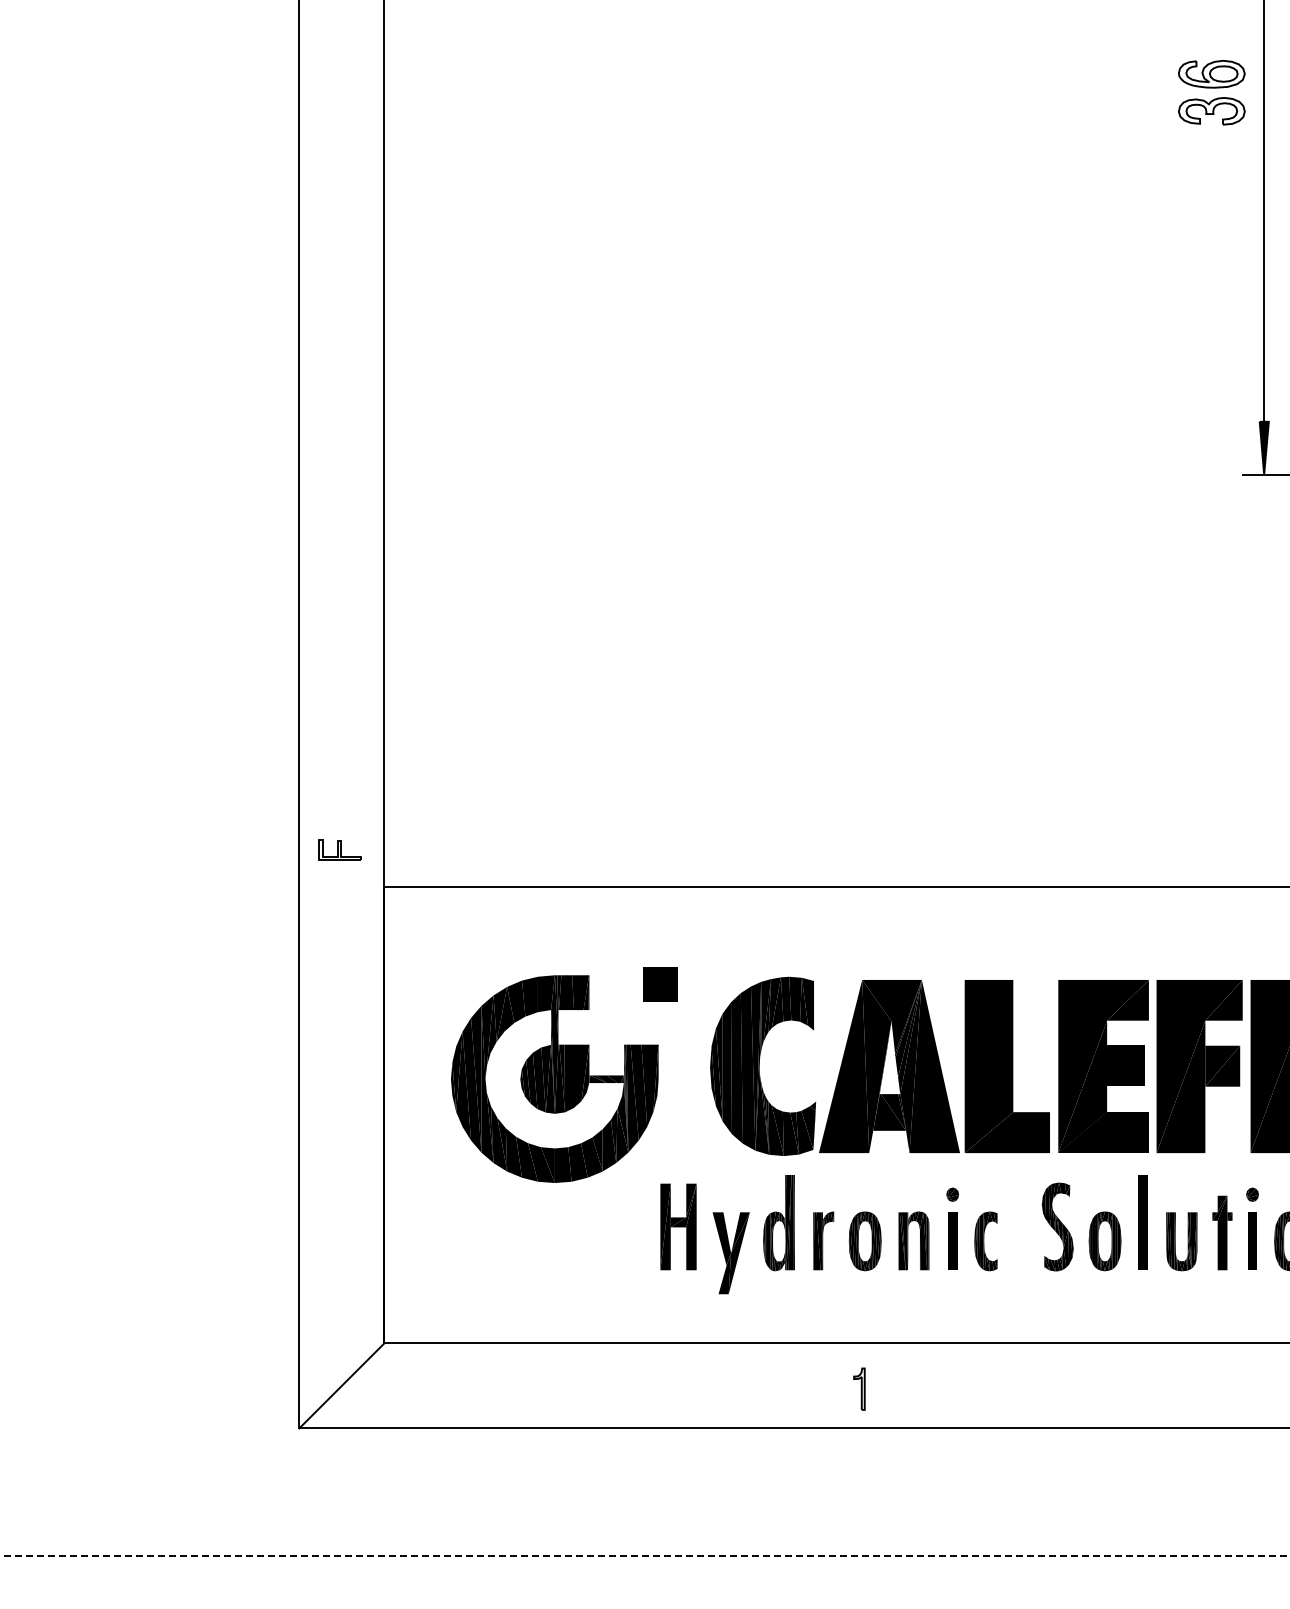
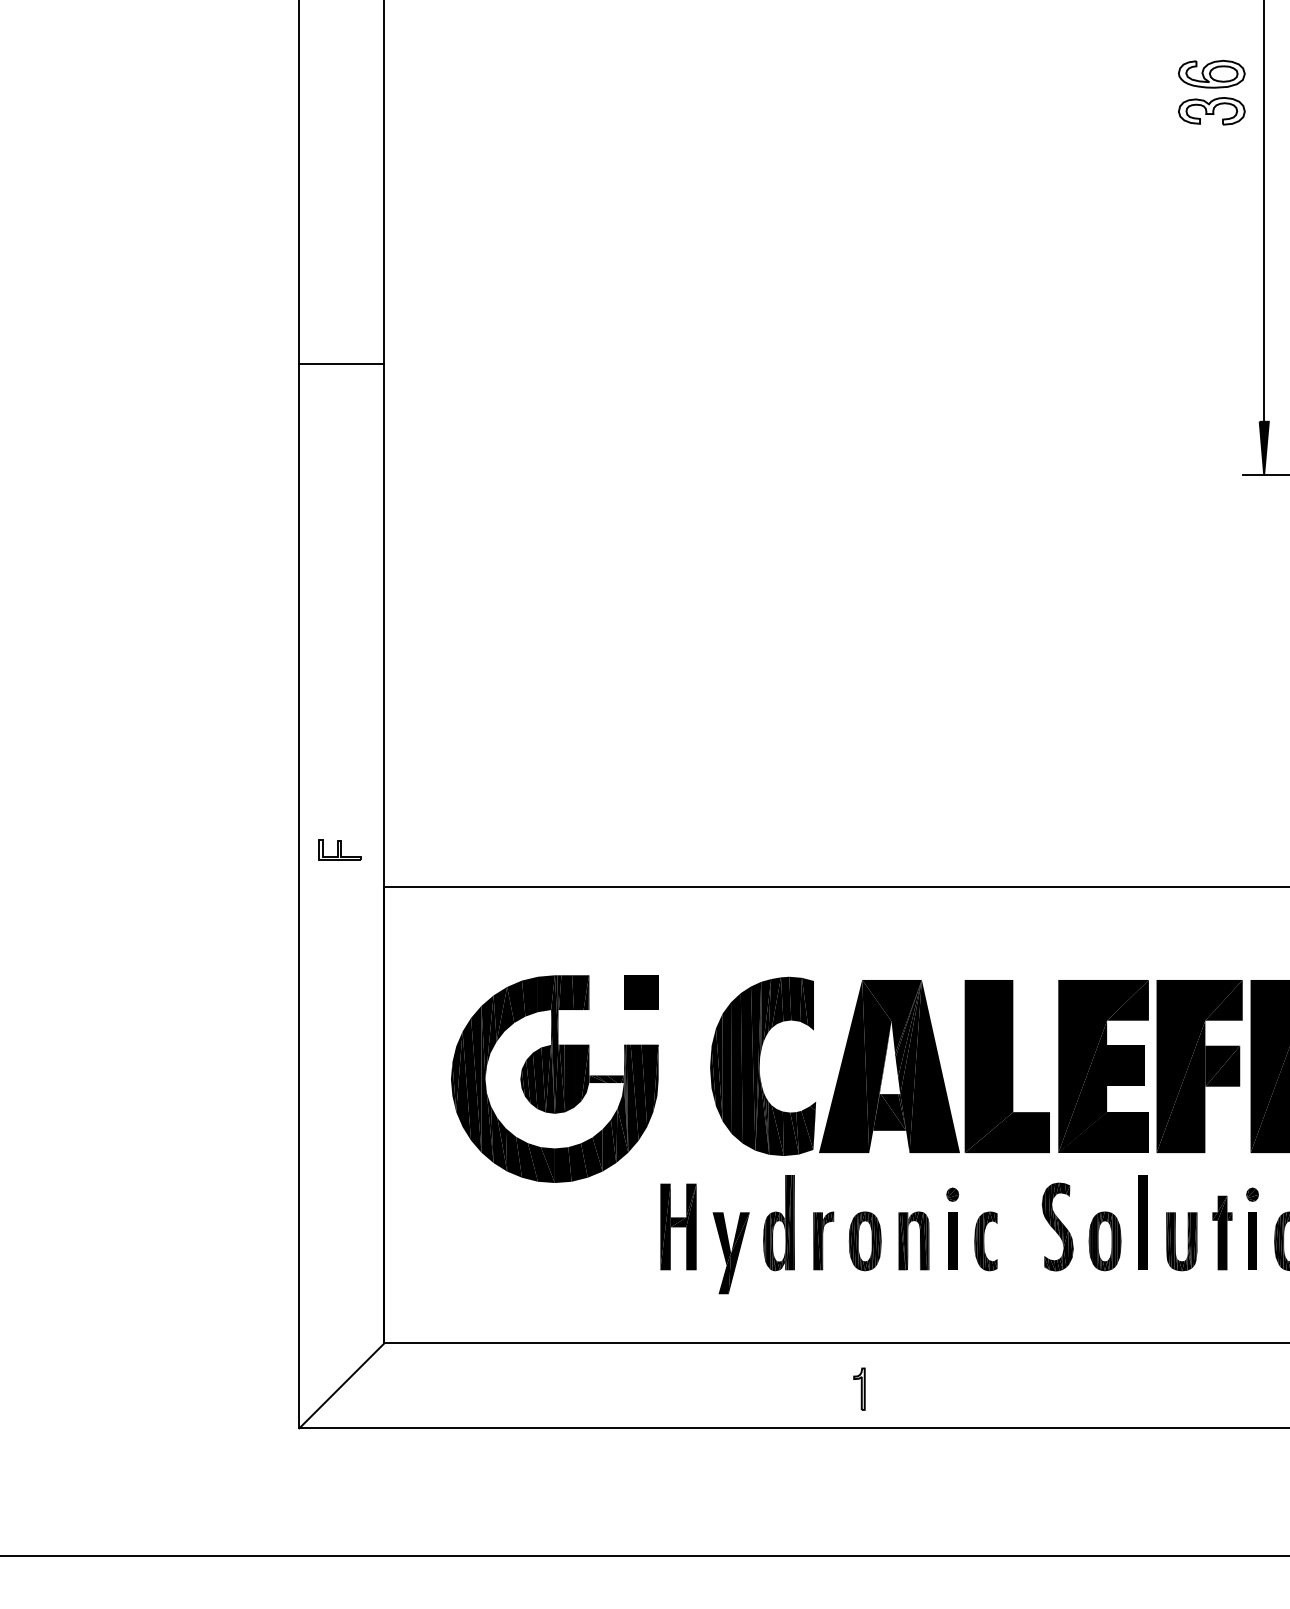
line: none -> present (341, 363)
part position: (660, 984) -> (641, 992) (641, 992)
line: dashed -> solid (645, 1555)
